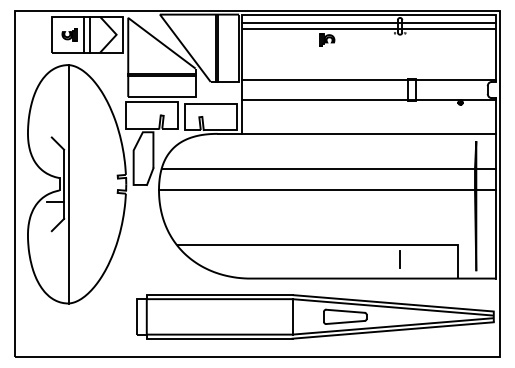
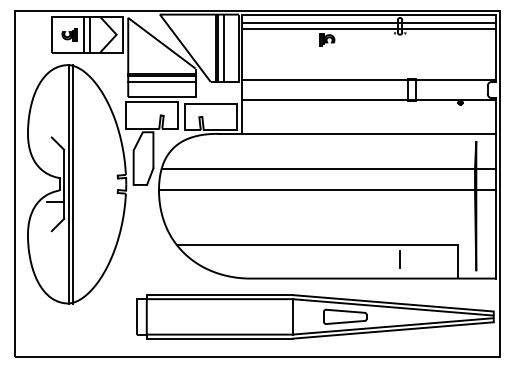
line: none -> present (224, 47)
line: none -> present (161, 82)
line: none -> present (72, 184)
